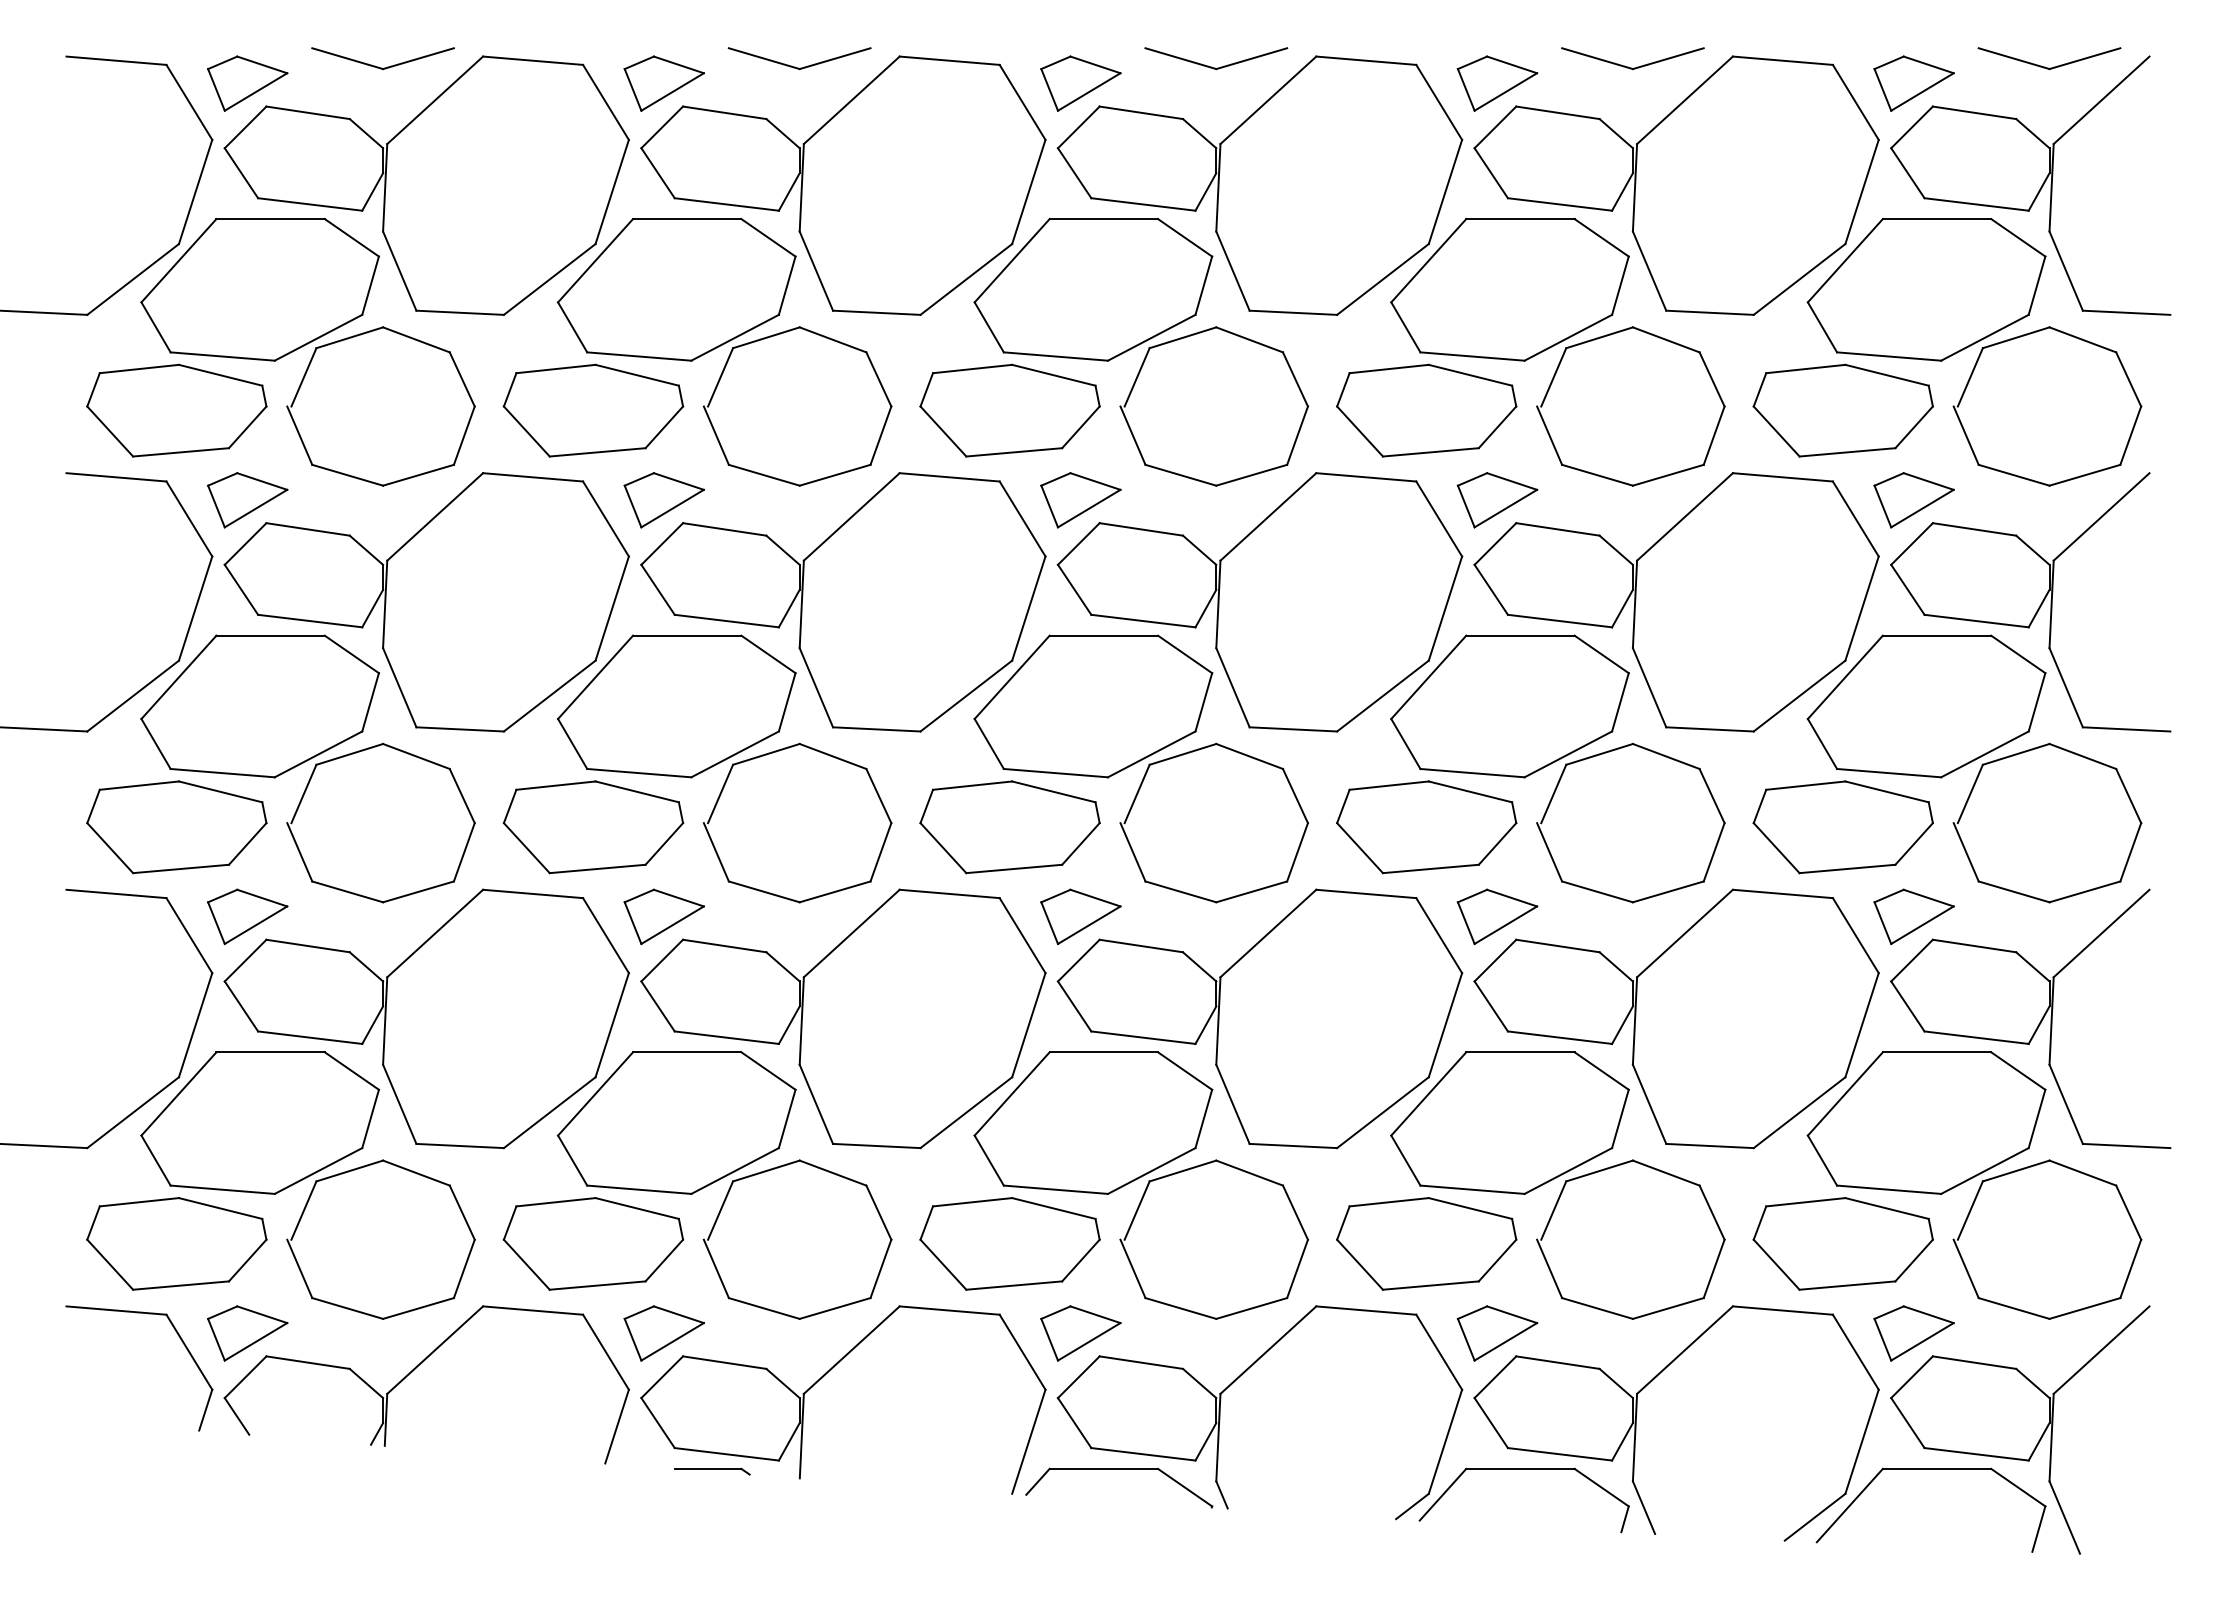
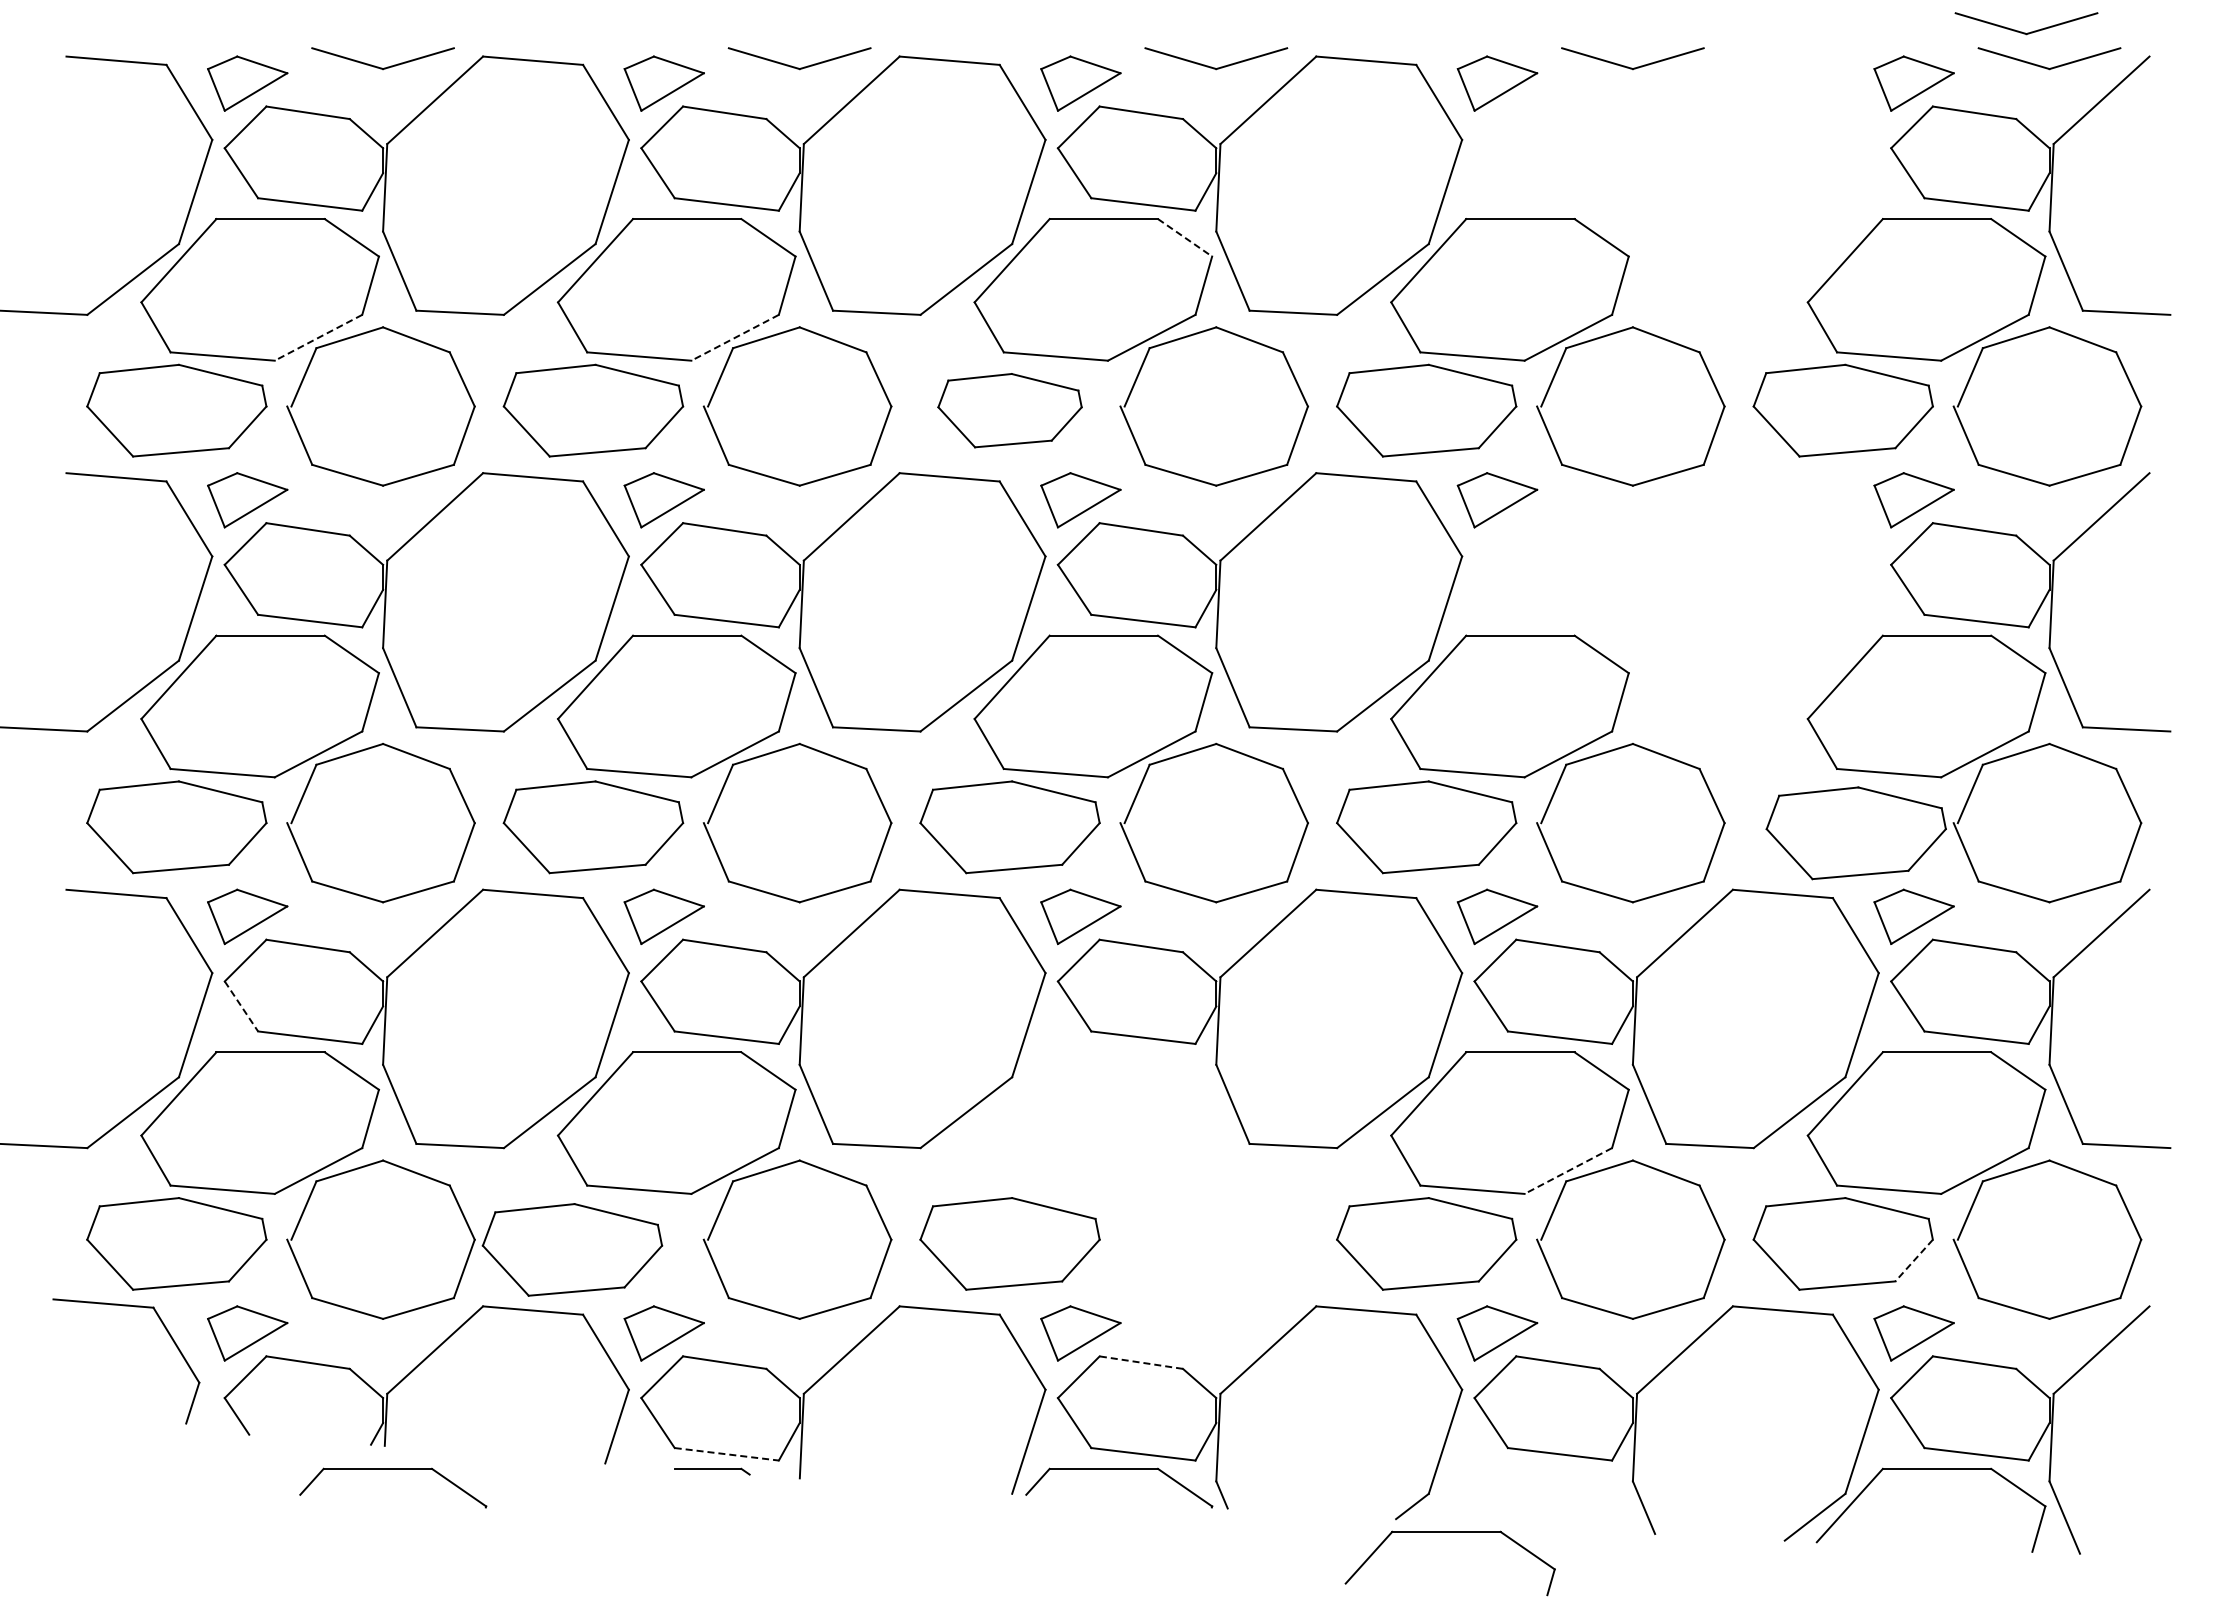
part: none -> present (2022, 31)
part: present -> none (1676, 185)
line: solid -> dashed (1185, 237)
line: solid -> dashed (318, 338)
line: solid -> dashed (734, 338)
part size: 182x95 px -> 146x76 px (1009, 410)
part: present -> none (1676, 602)
part position: (1842, 827) -> (1855, 833) (1855, 833)
line: solid -> dashed (241, 1006)
line: solid -> dashed (1567, 1171)
part: present -> none (1140, 1185)
part position: (593, 1243) -> (572, 1249) (572, 1249)
line: solid -> dashed (1913, 1260)
part position: (182, 1343) -> (169, 1336) (169, 1336)
line: solid -> dashed (1140, 1362)
line: solid -> dashed (727, 1454)
part: none -> present (393, 1469)
part position: (1523, 1469) -> (1449, 1532) (1449, 1532)
